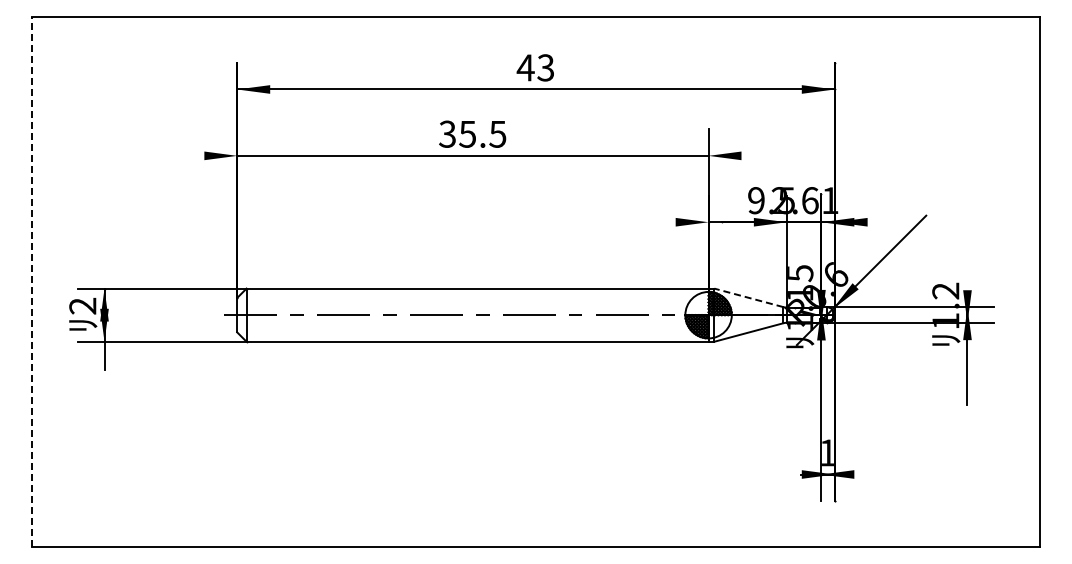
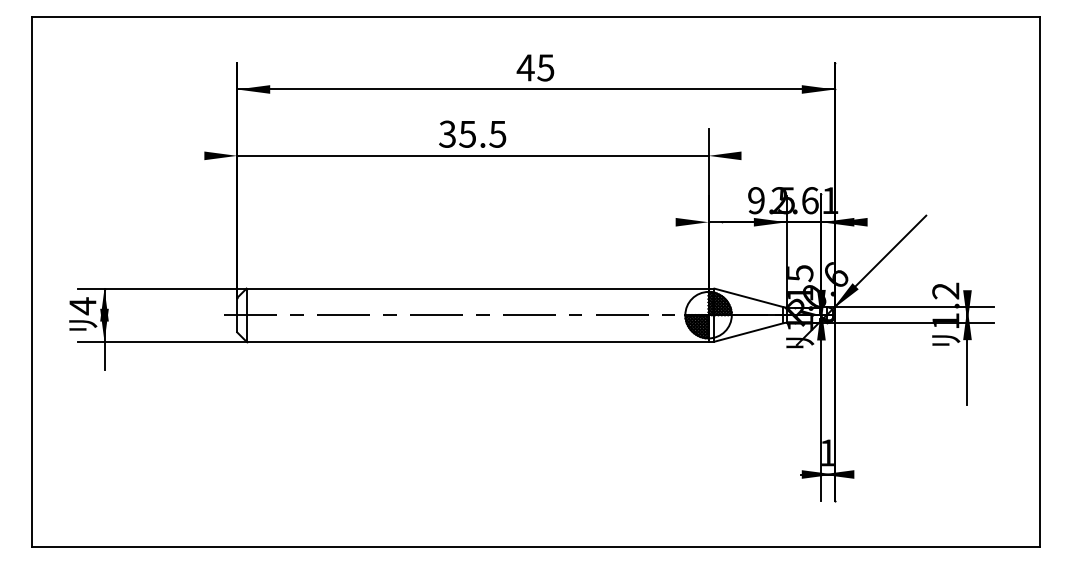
text: 43 -> 45 (545, 67)
line: dashed -> solid (32, 282)
line: dashed -> solid (748, 297)
text: 2 -> 4 (82, 306)
